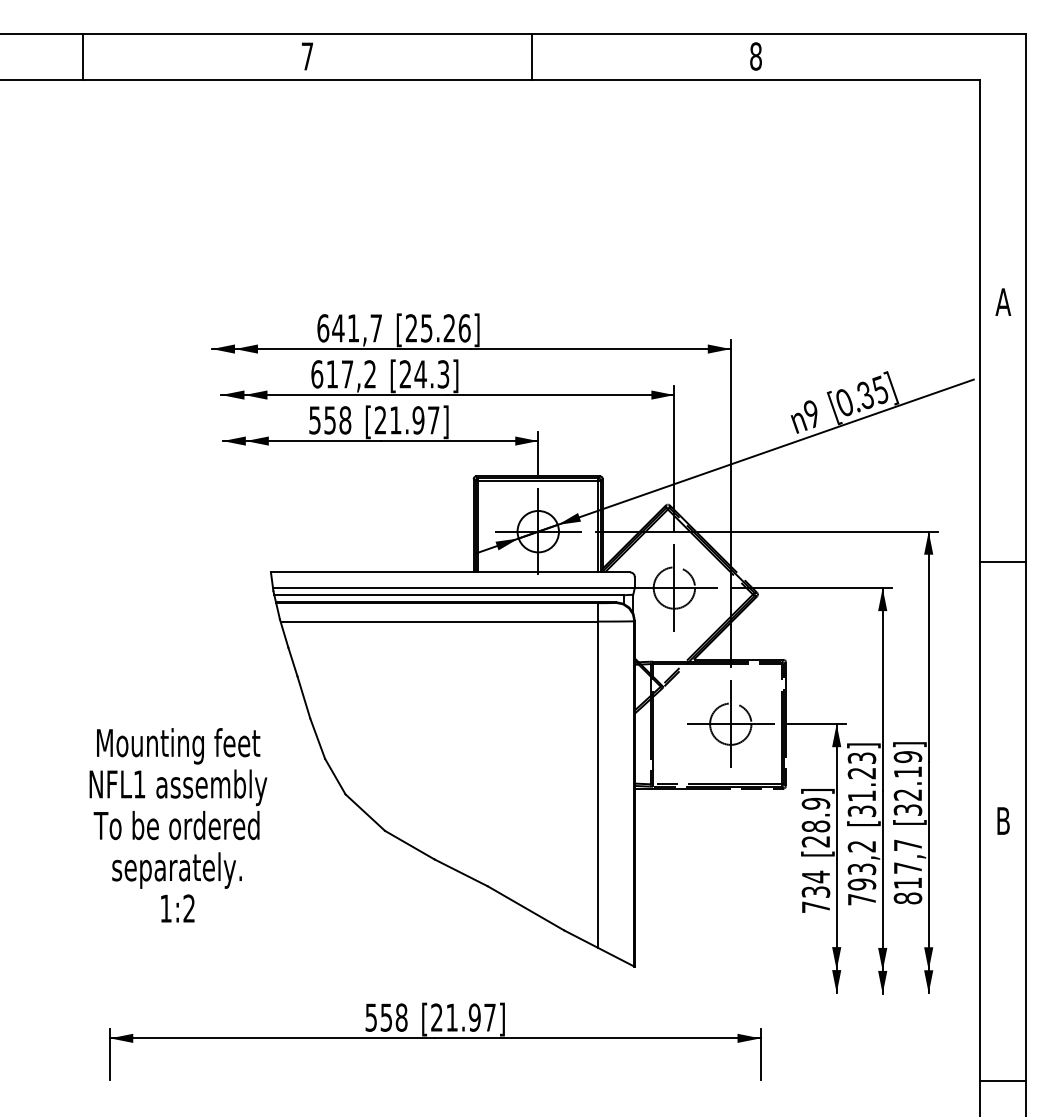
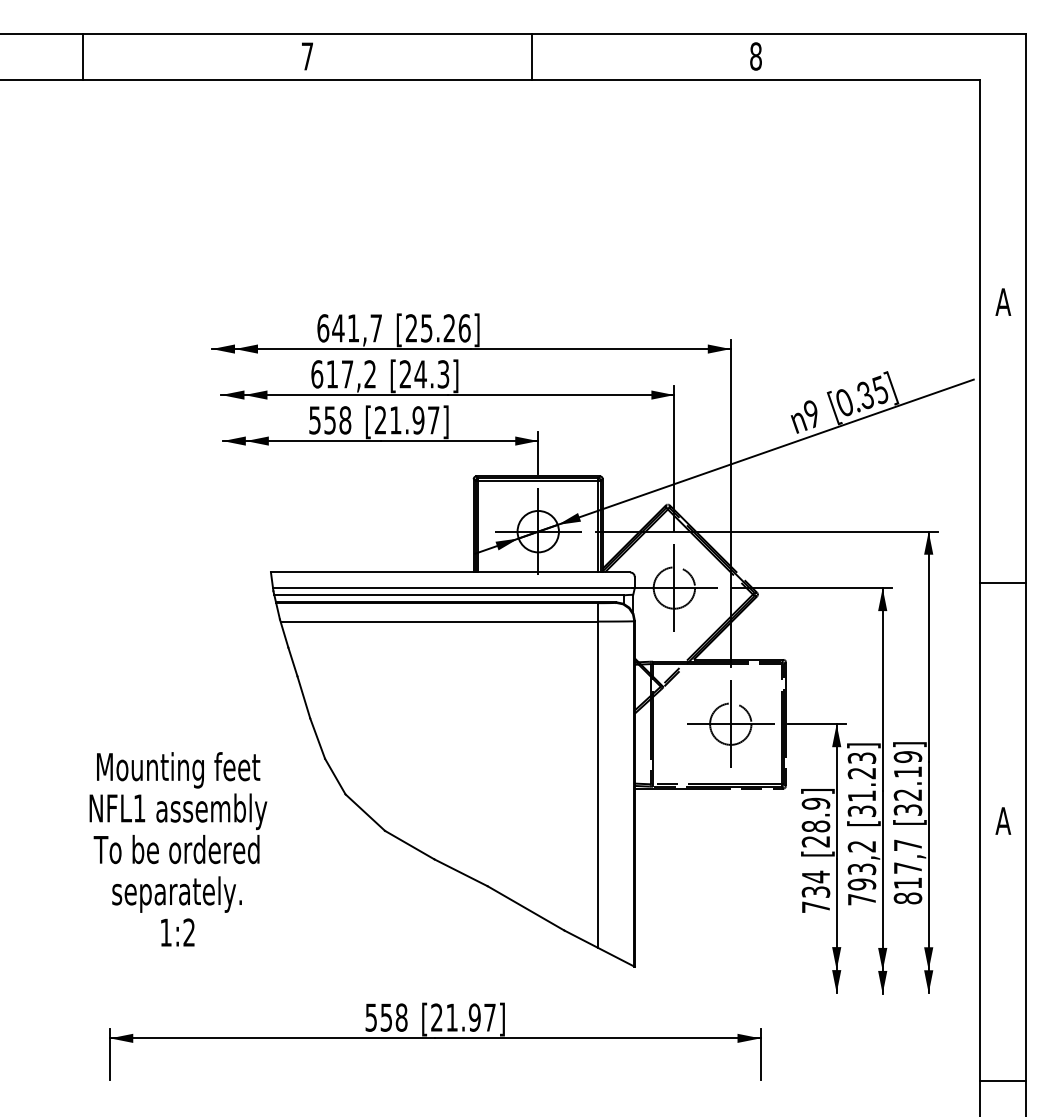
line position: (1003, 561) -> (1003, 582) (1003, 582)
text: B -> A (1003, 820)
text position: (178, 825) -> (178, 849) (178, 849)
